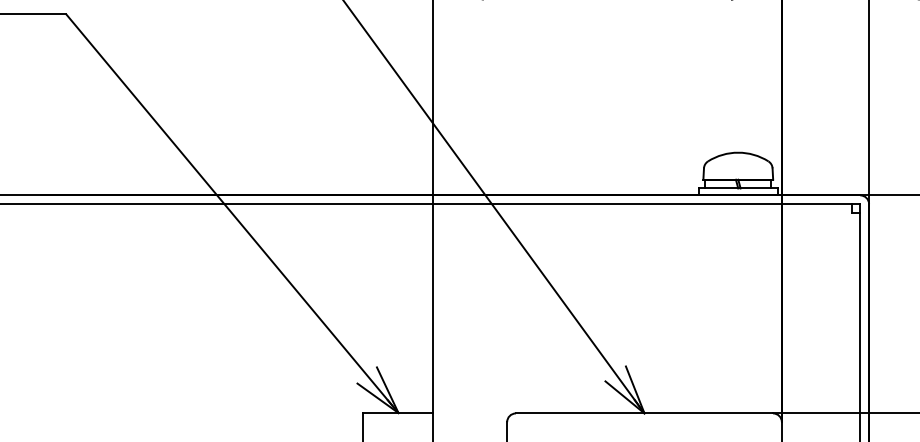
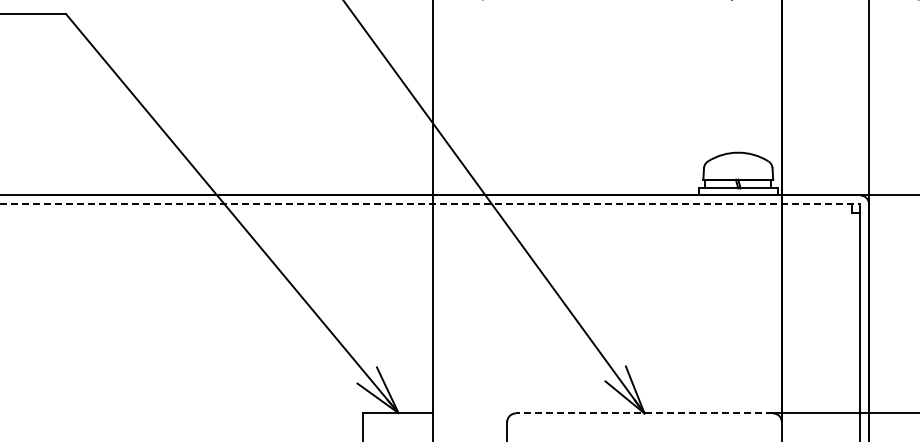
line: solid -> dashed (430, 204)
line: solid -> dashed (644, 413)
